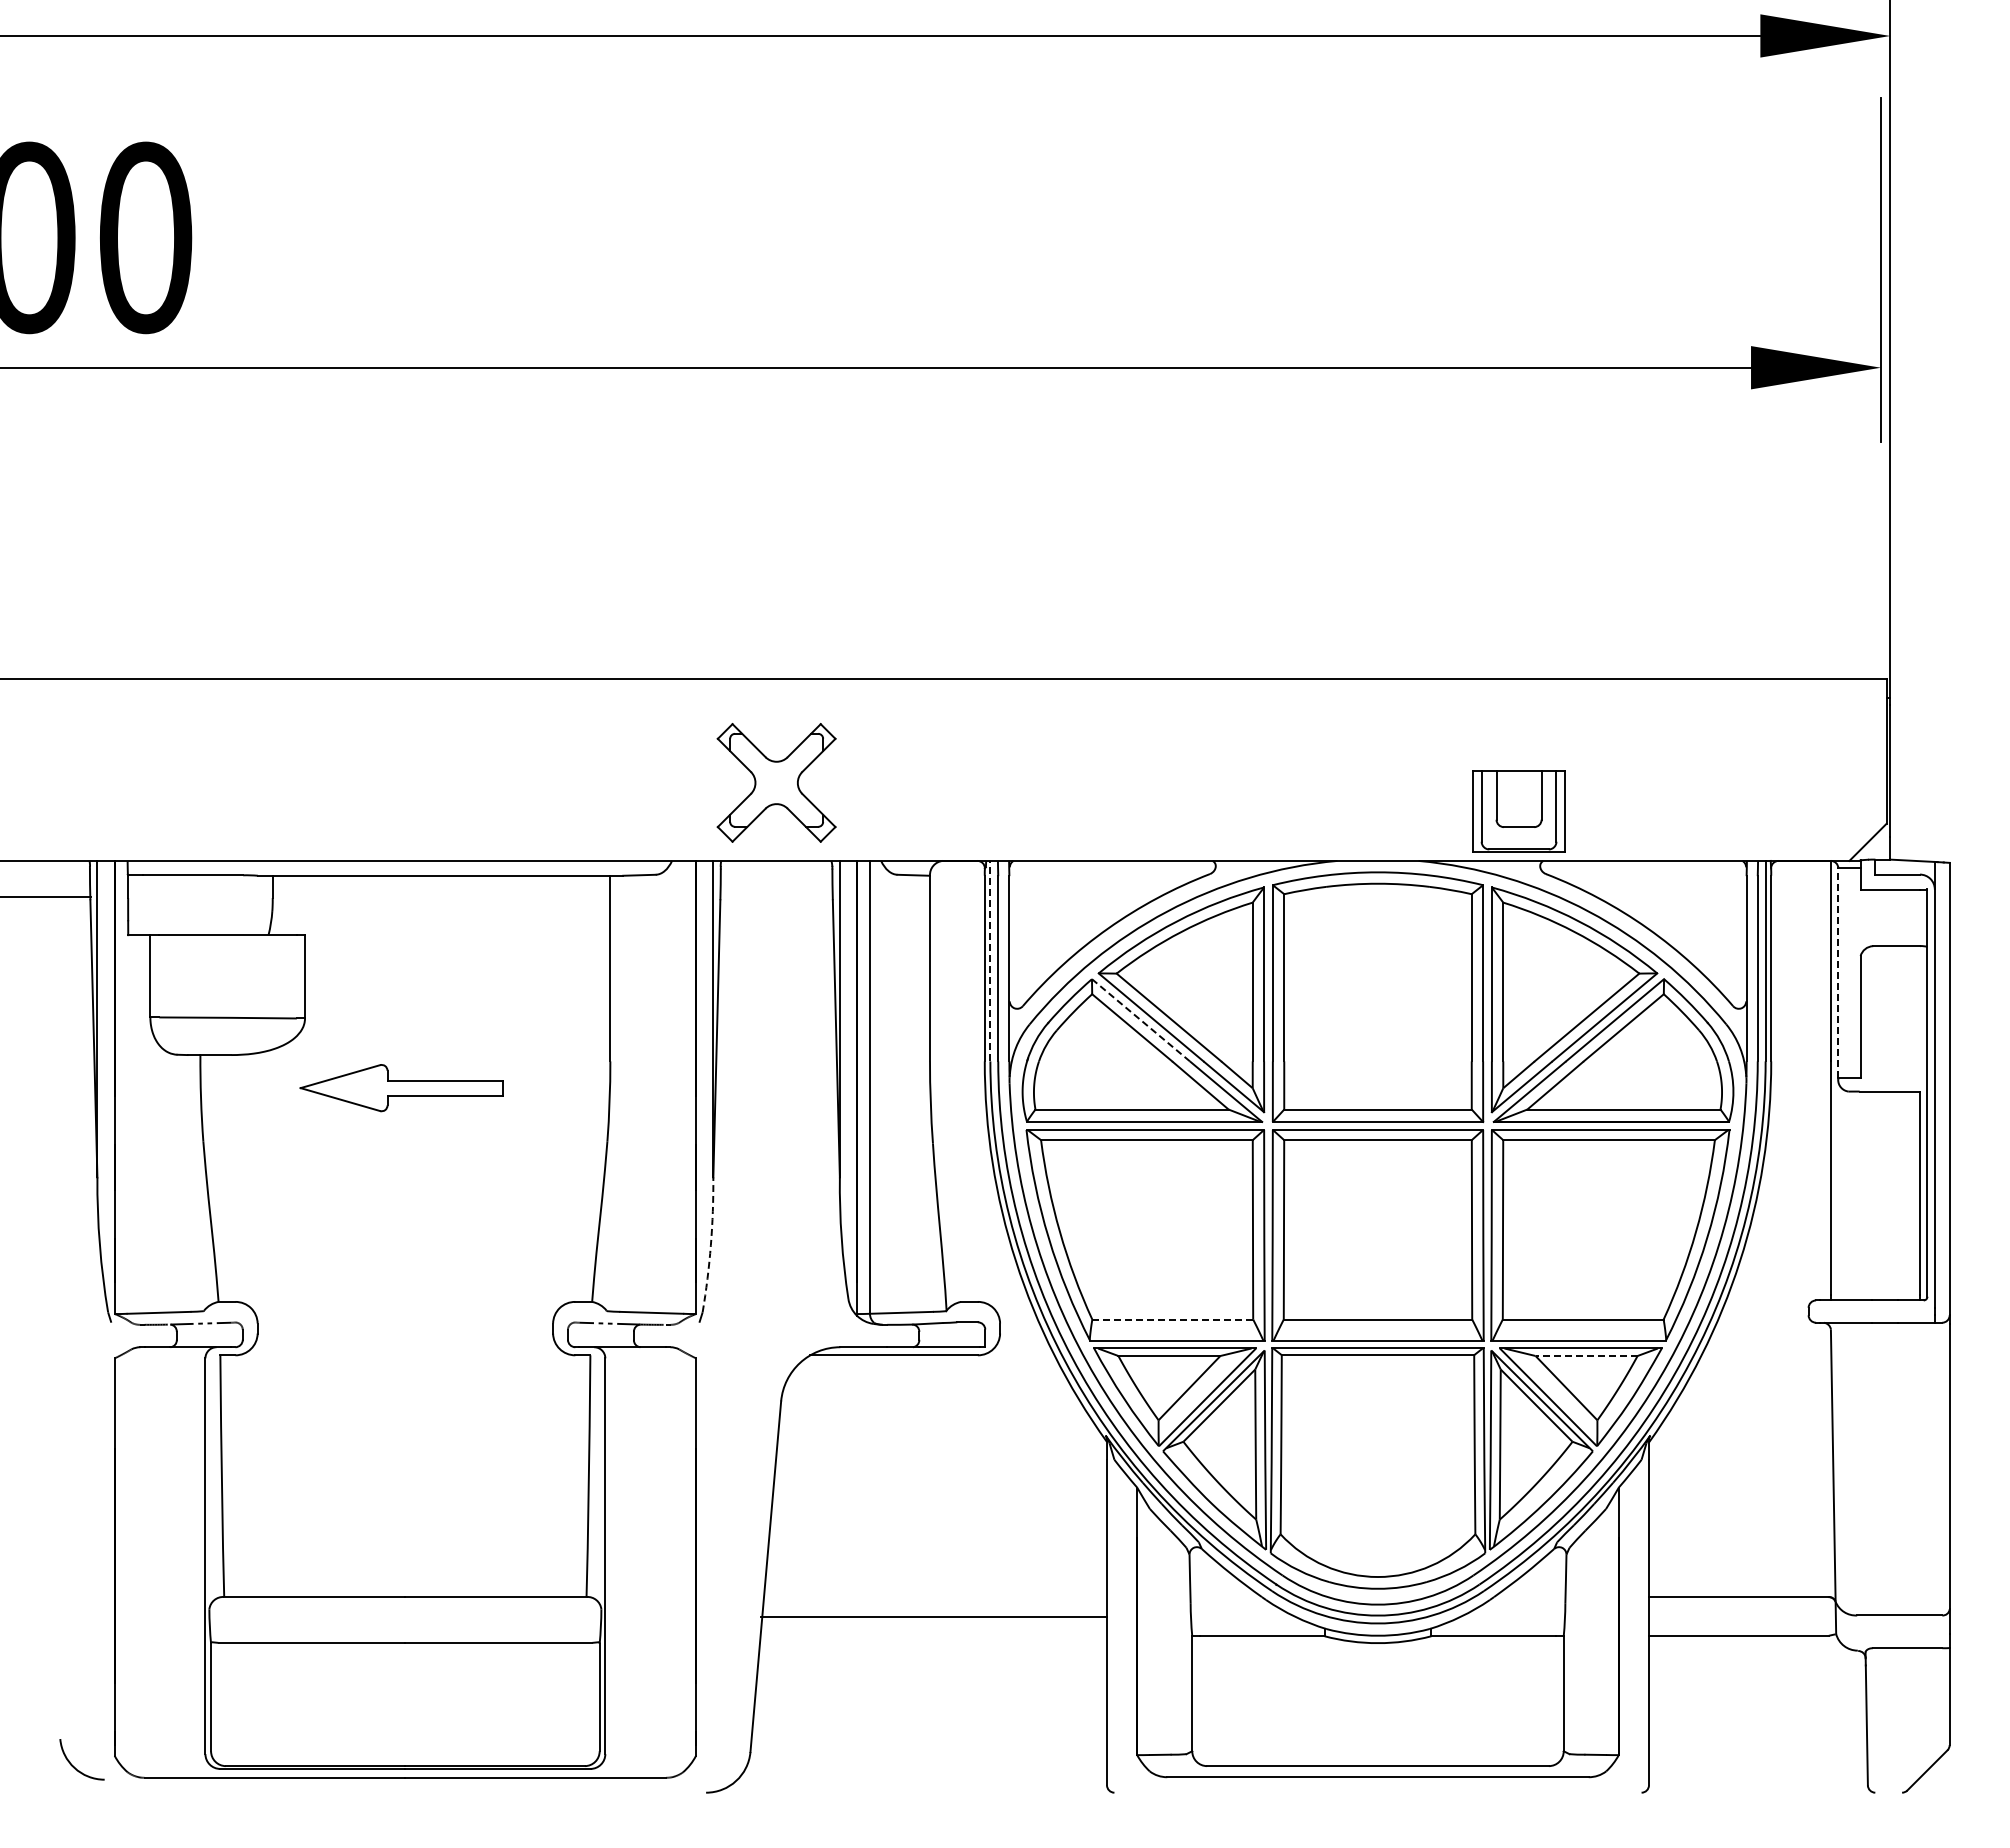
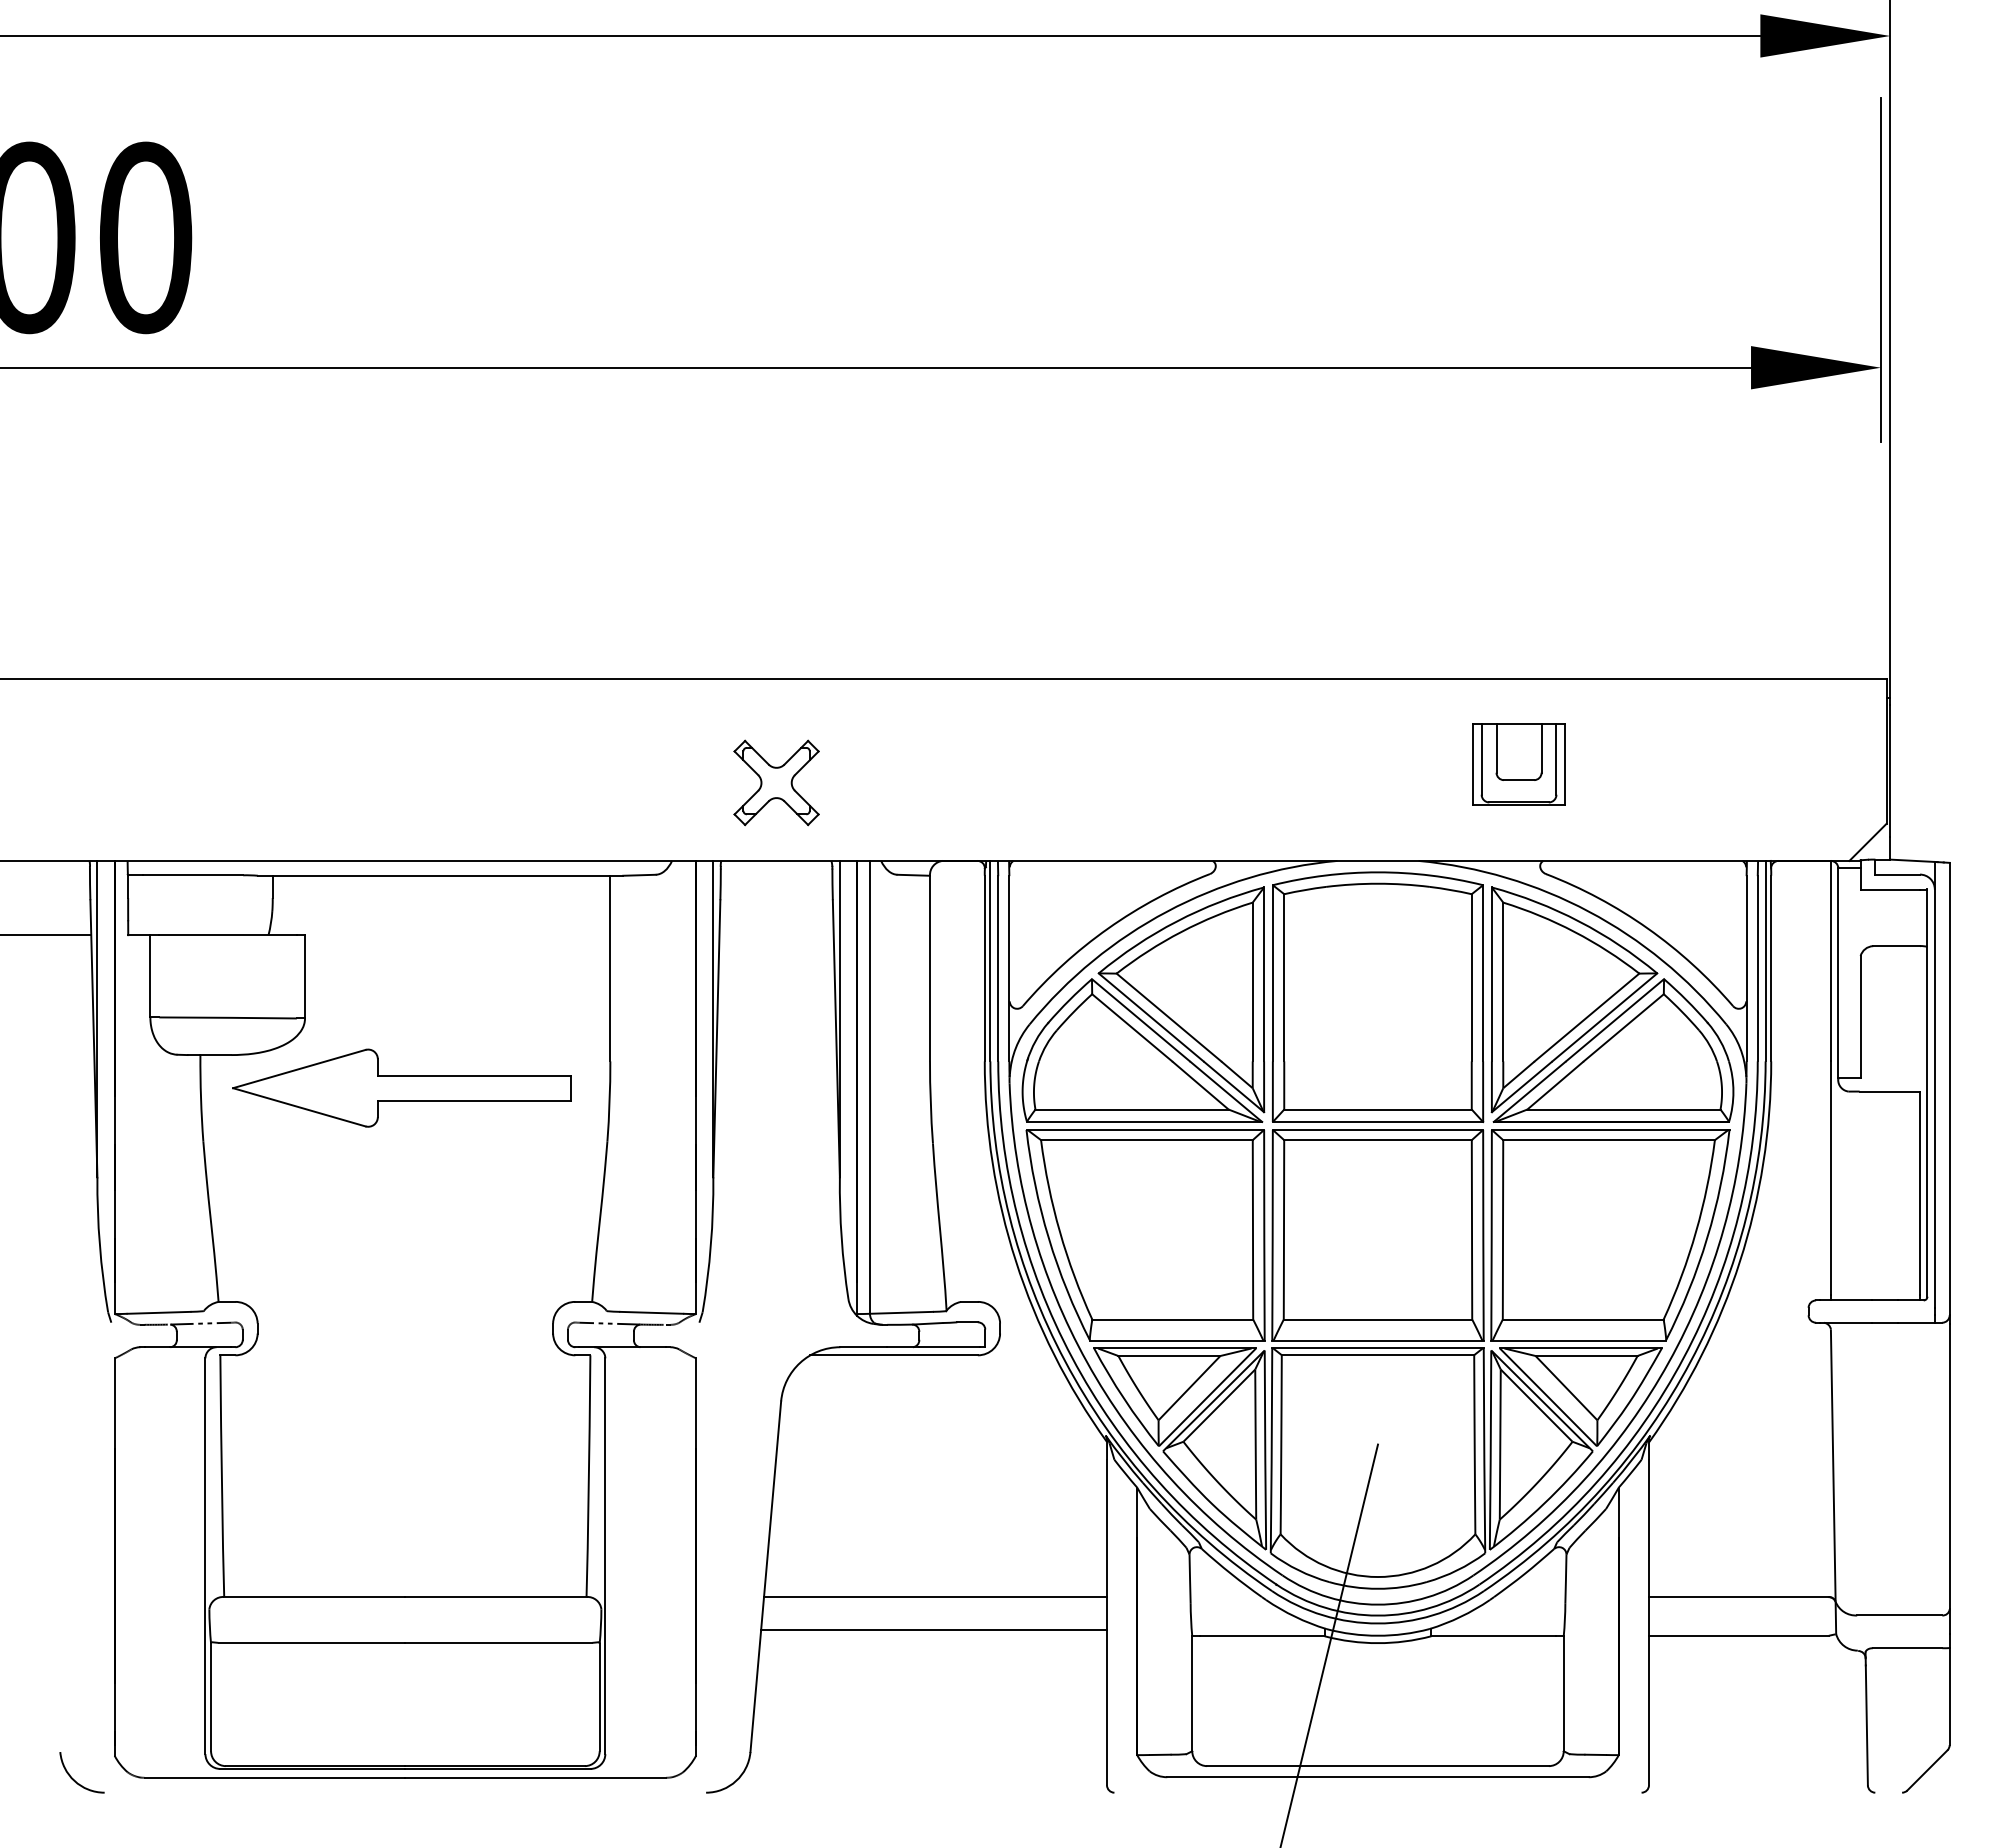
part size: 121x120 px -> 87x88 px (776, 782)
part position: (1518, 811) -> (1518, 764) (1518, 764)
line position: (46, 897) -> (46, 935) (46, 935)
line: dashed -> solid (990, 960)
line: dashed -> solid (1838, 972)
line: dashed -> solid (1140, 1020)
part size: 205x49 px -> 340x80 px (401, 1087)
arc: dashed -> solid (710, 1245)
line: dashed -> solid (1173, 1319)
line: dashed -> solid (1586, 1356)
line: none -> present (935, 1596)
line position: (934, 1616) -> (934, 1629) (934, 1629)
line: none -> present (1329, 1644)
arc position: (74, 1766) -> (74, 1779) (74, 1779)
